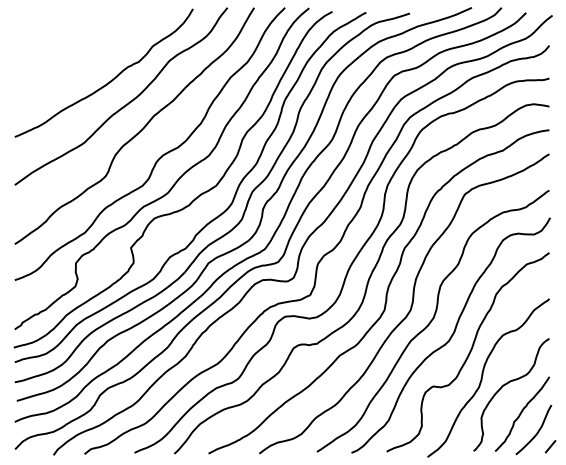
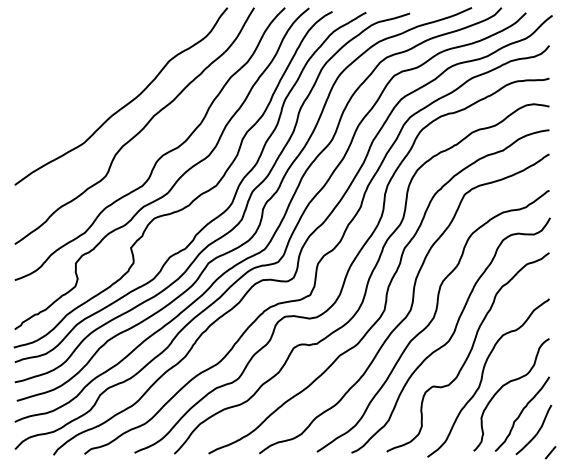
curve: present -> none (111, 79)
line position: (550, 446) -> (550, 452) (550, 452)
